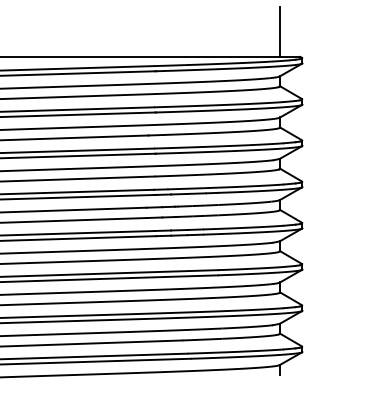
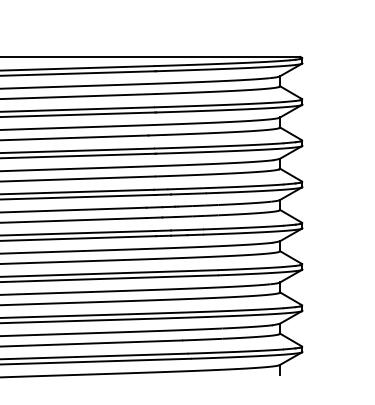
line: present -> none (279, 31)
